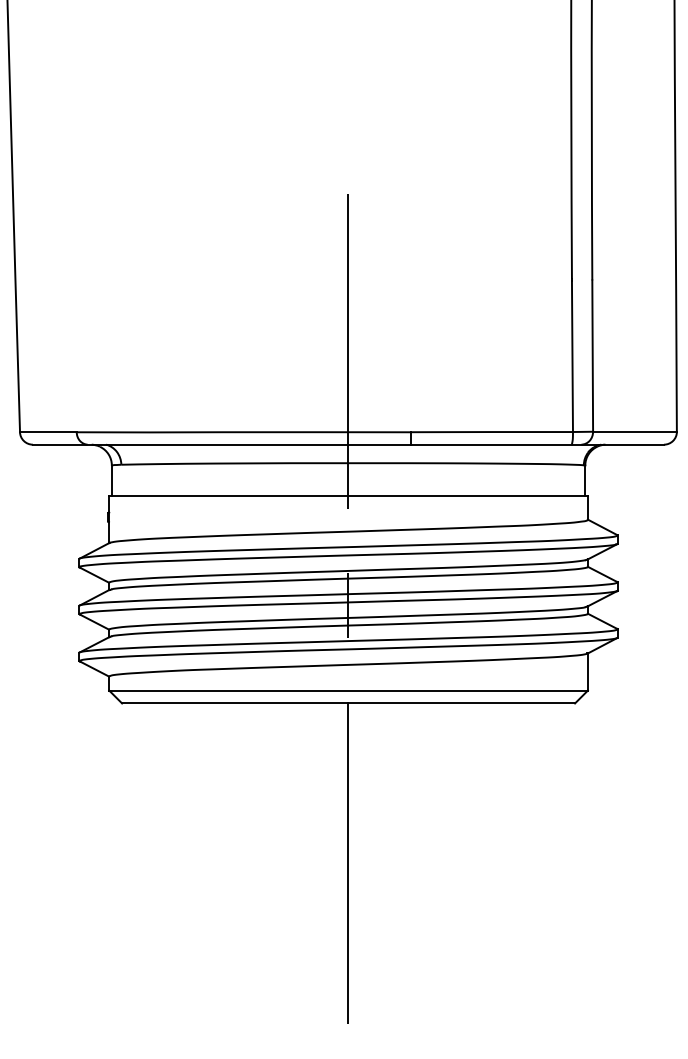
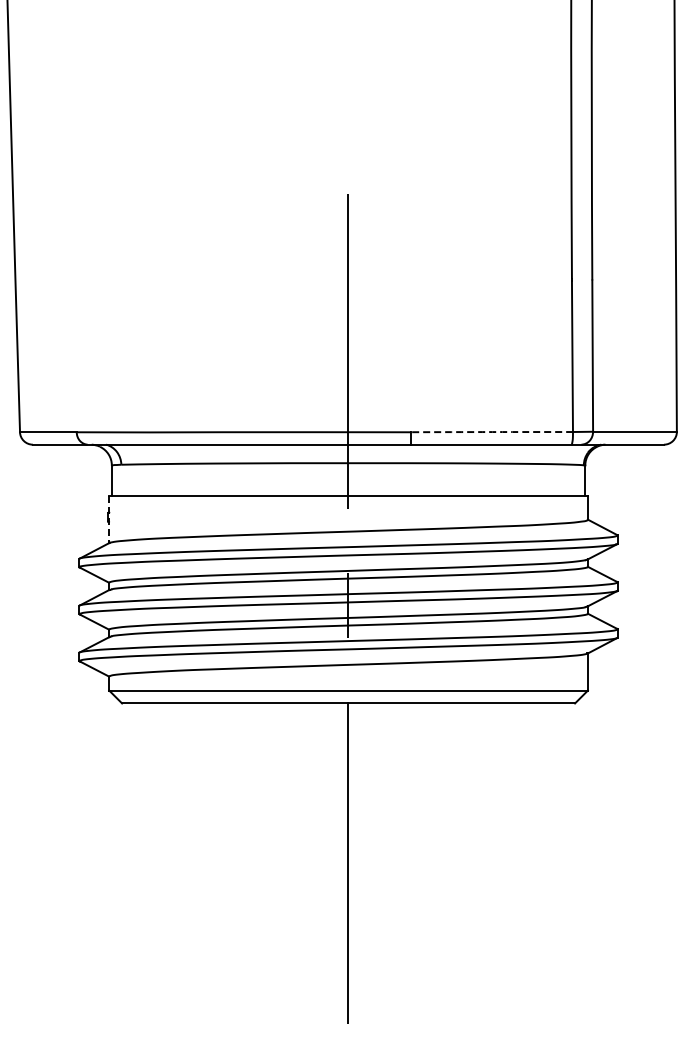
arc: solid -> dashed (492, 432)
line: solid -> dashed (109, 520)
